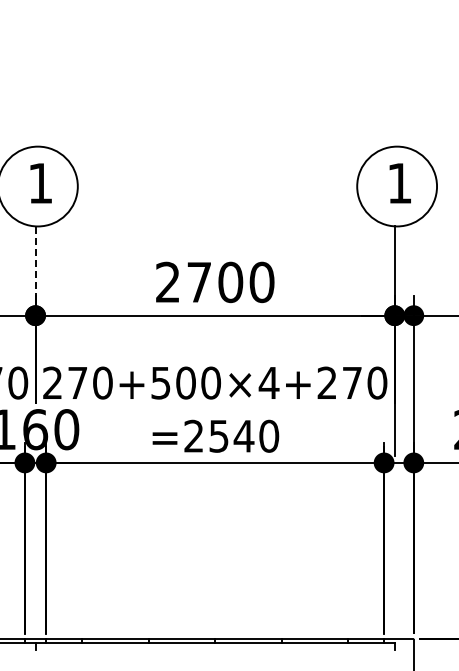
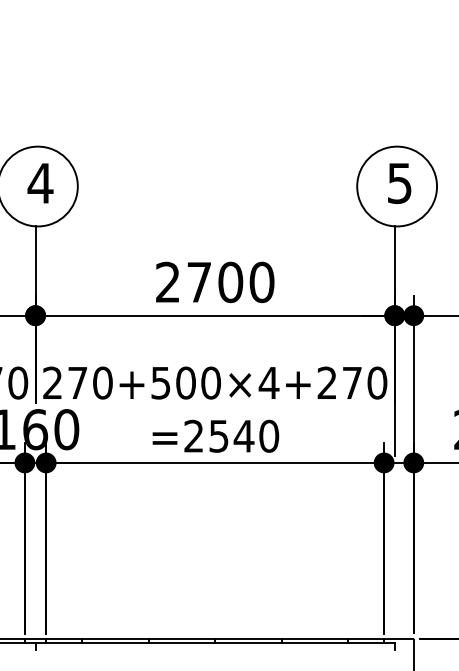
text: 1 -> 4 (40, 183)
text: 1 -> 5 (399, 183)
line: dashed -> solid (35, 263)
